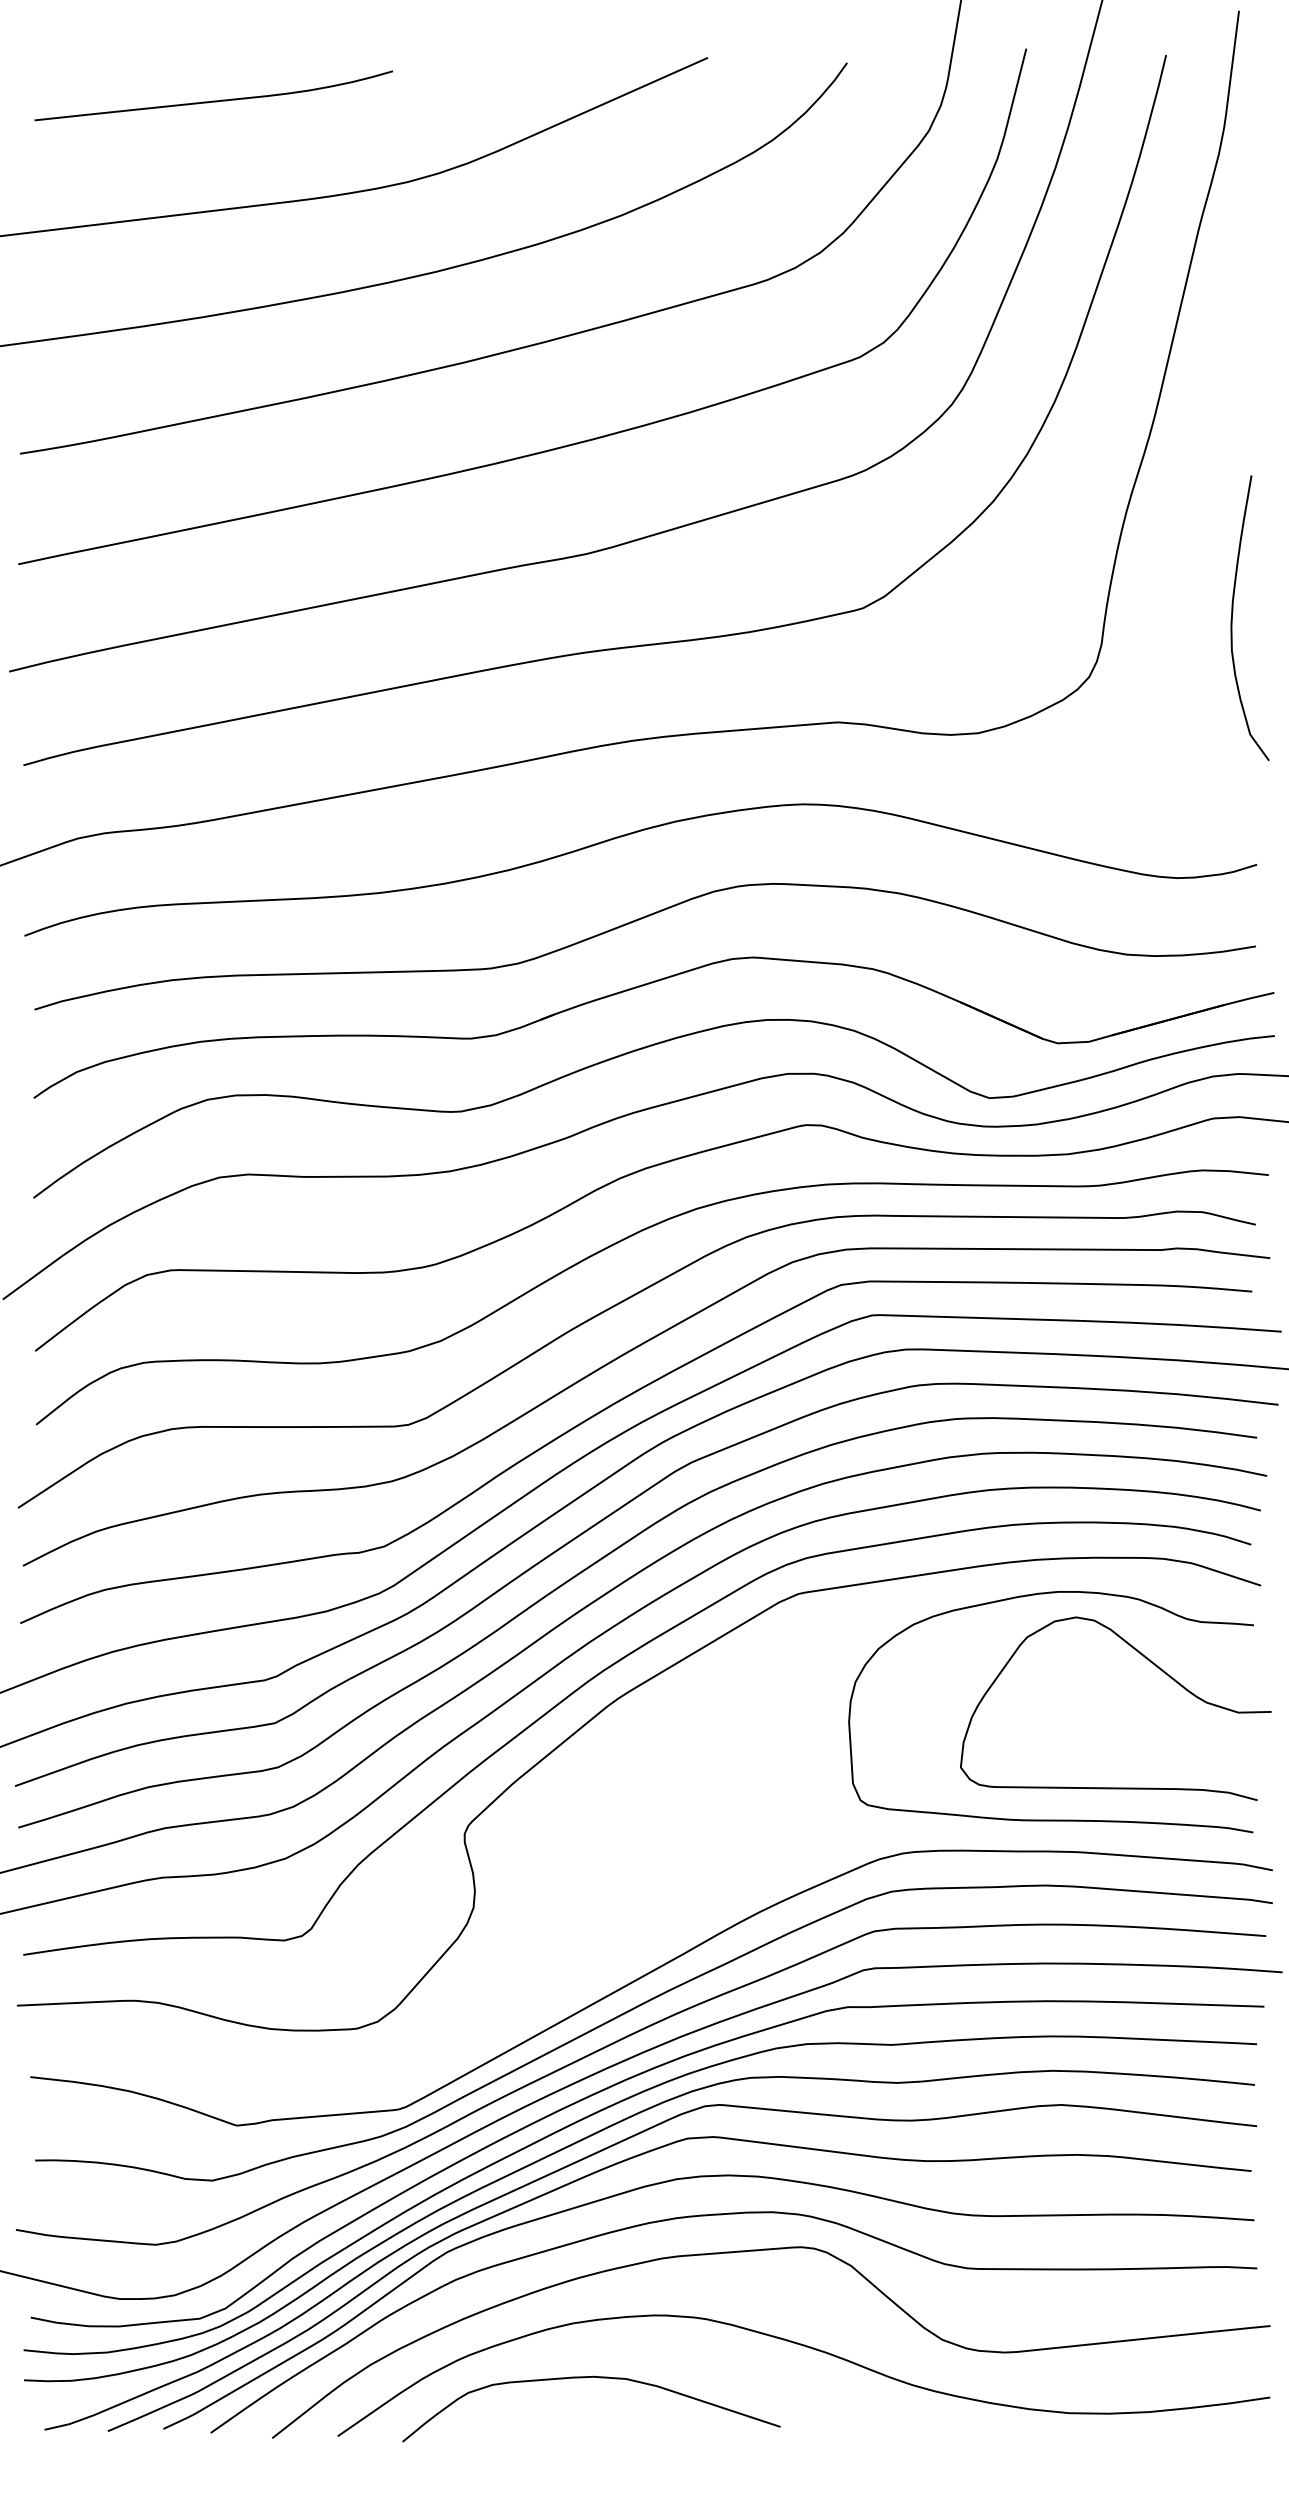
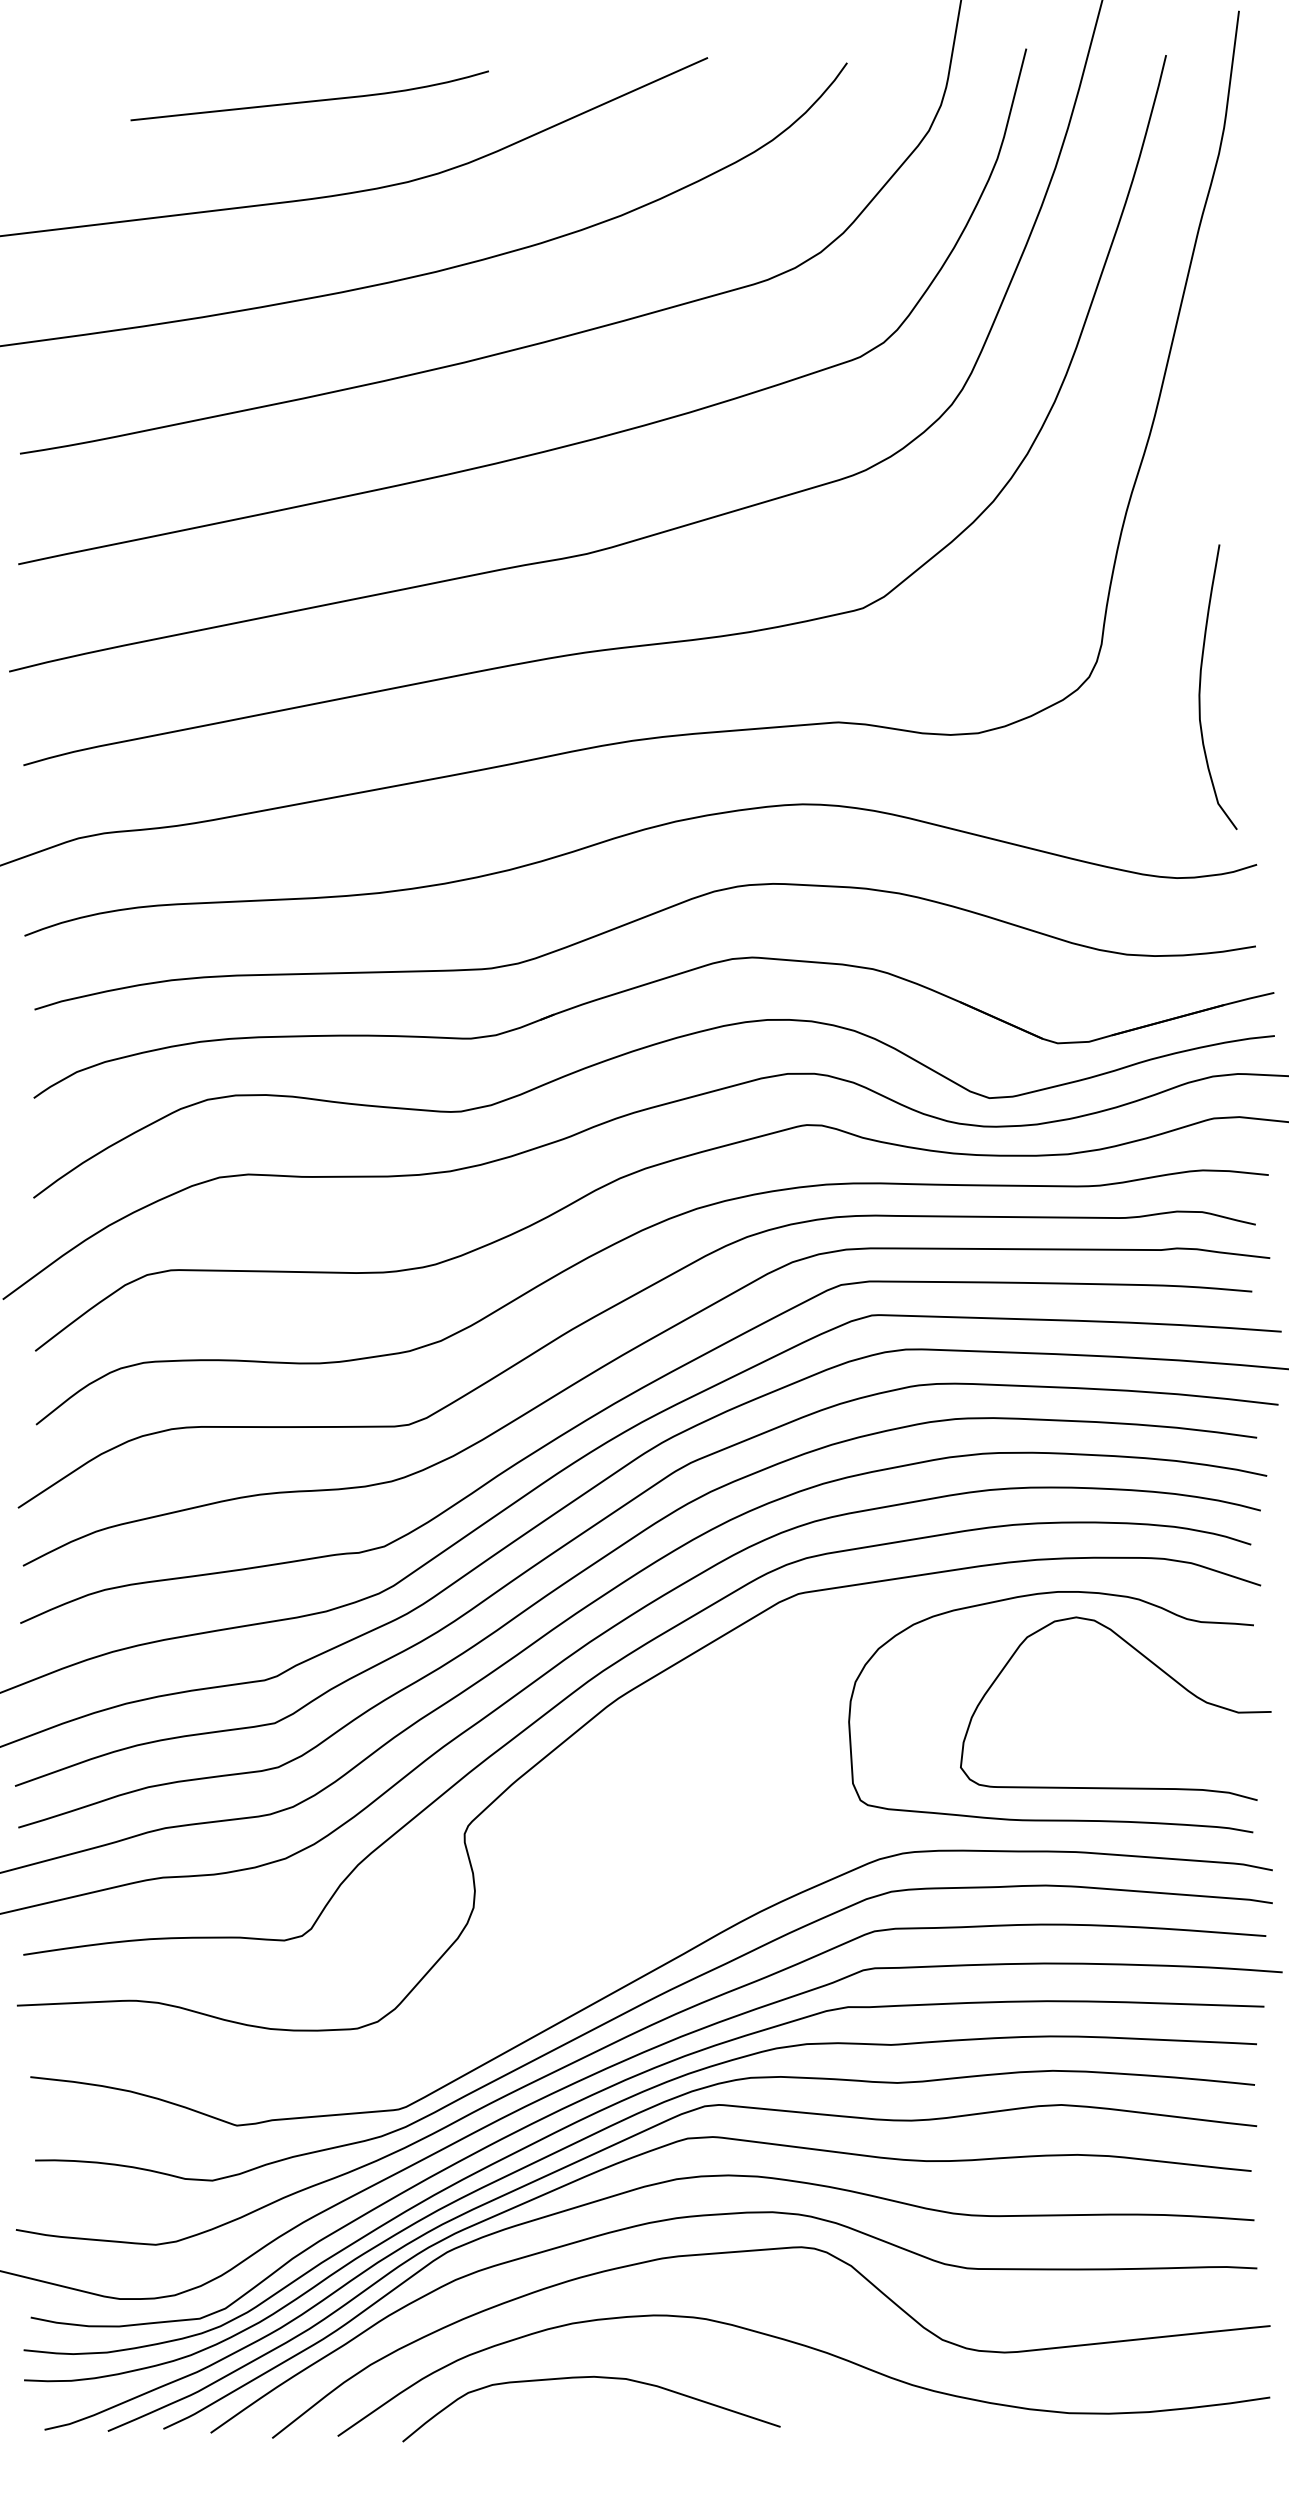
curve position: (213, 100) -> (309, 100) (309, 100)
curve position: (1232, 618) -> (1200, 687) (1200, 687)
